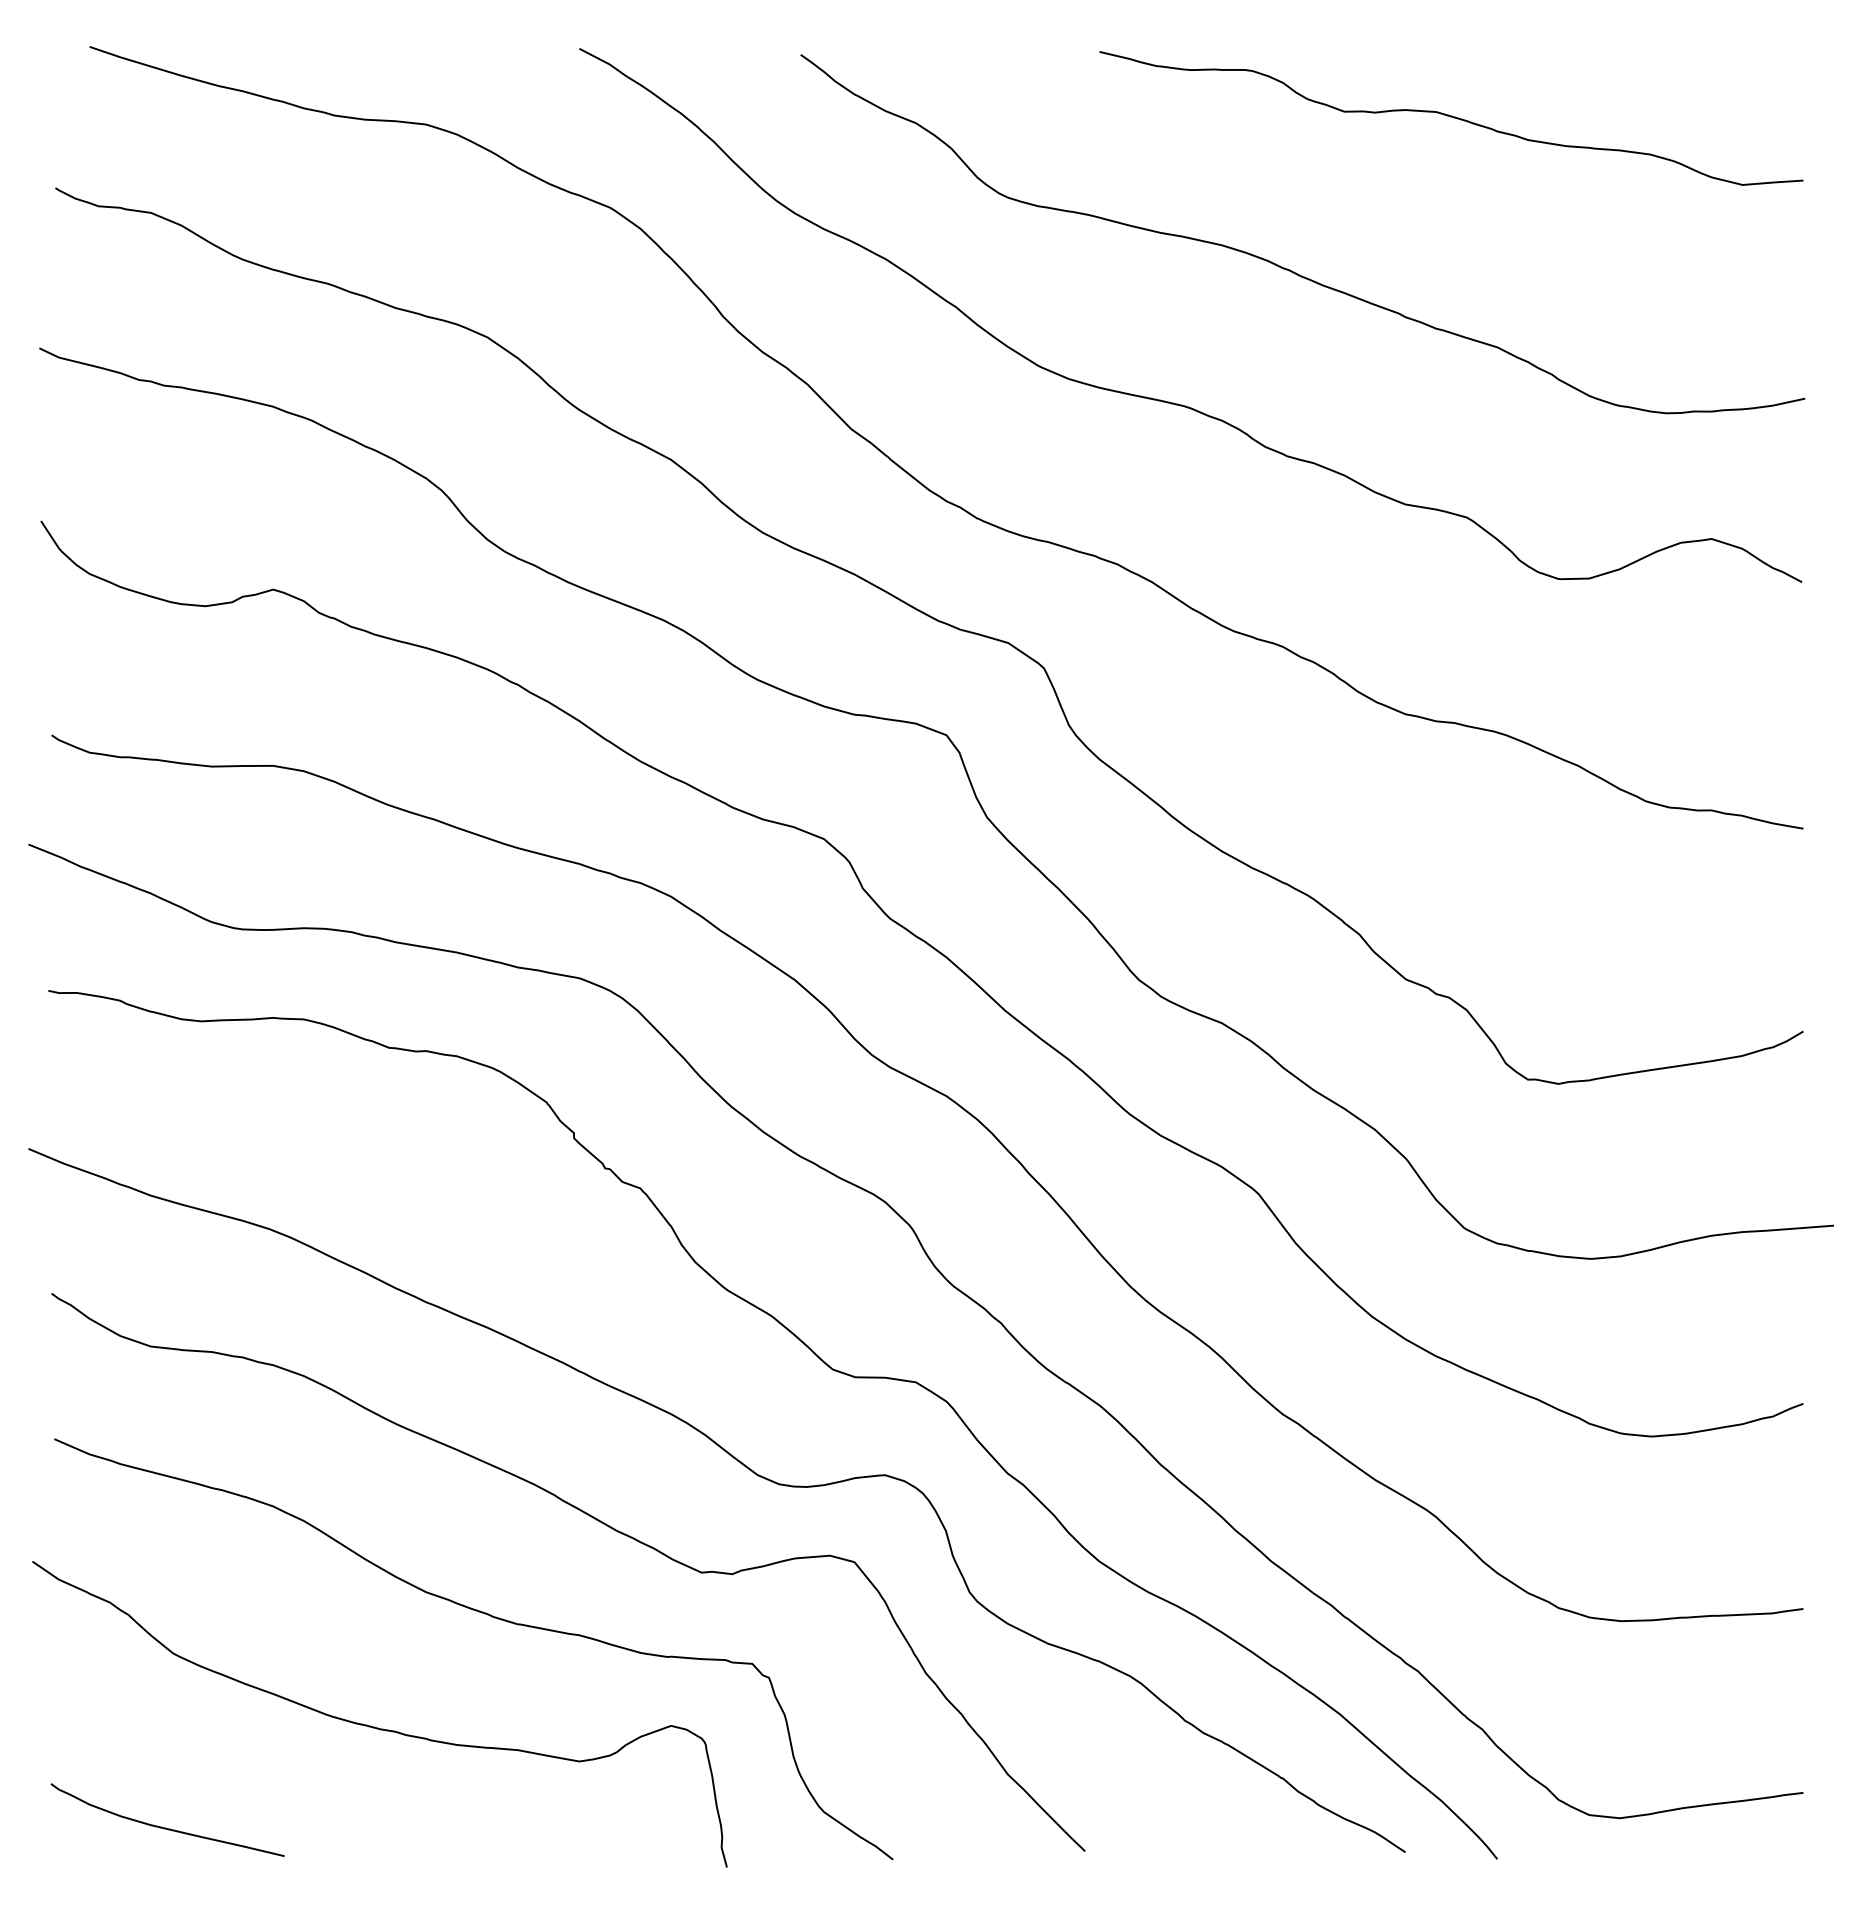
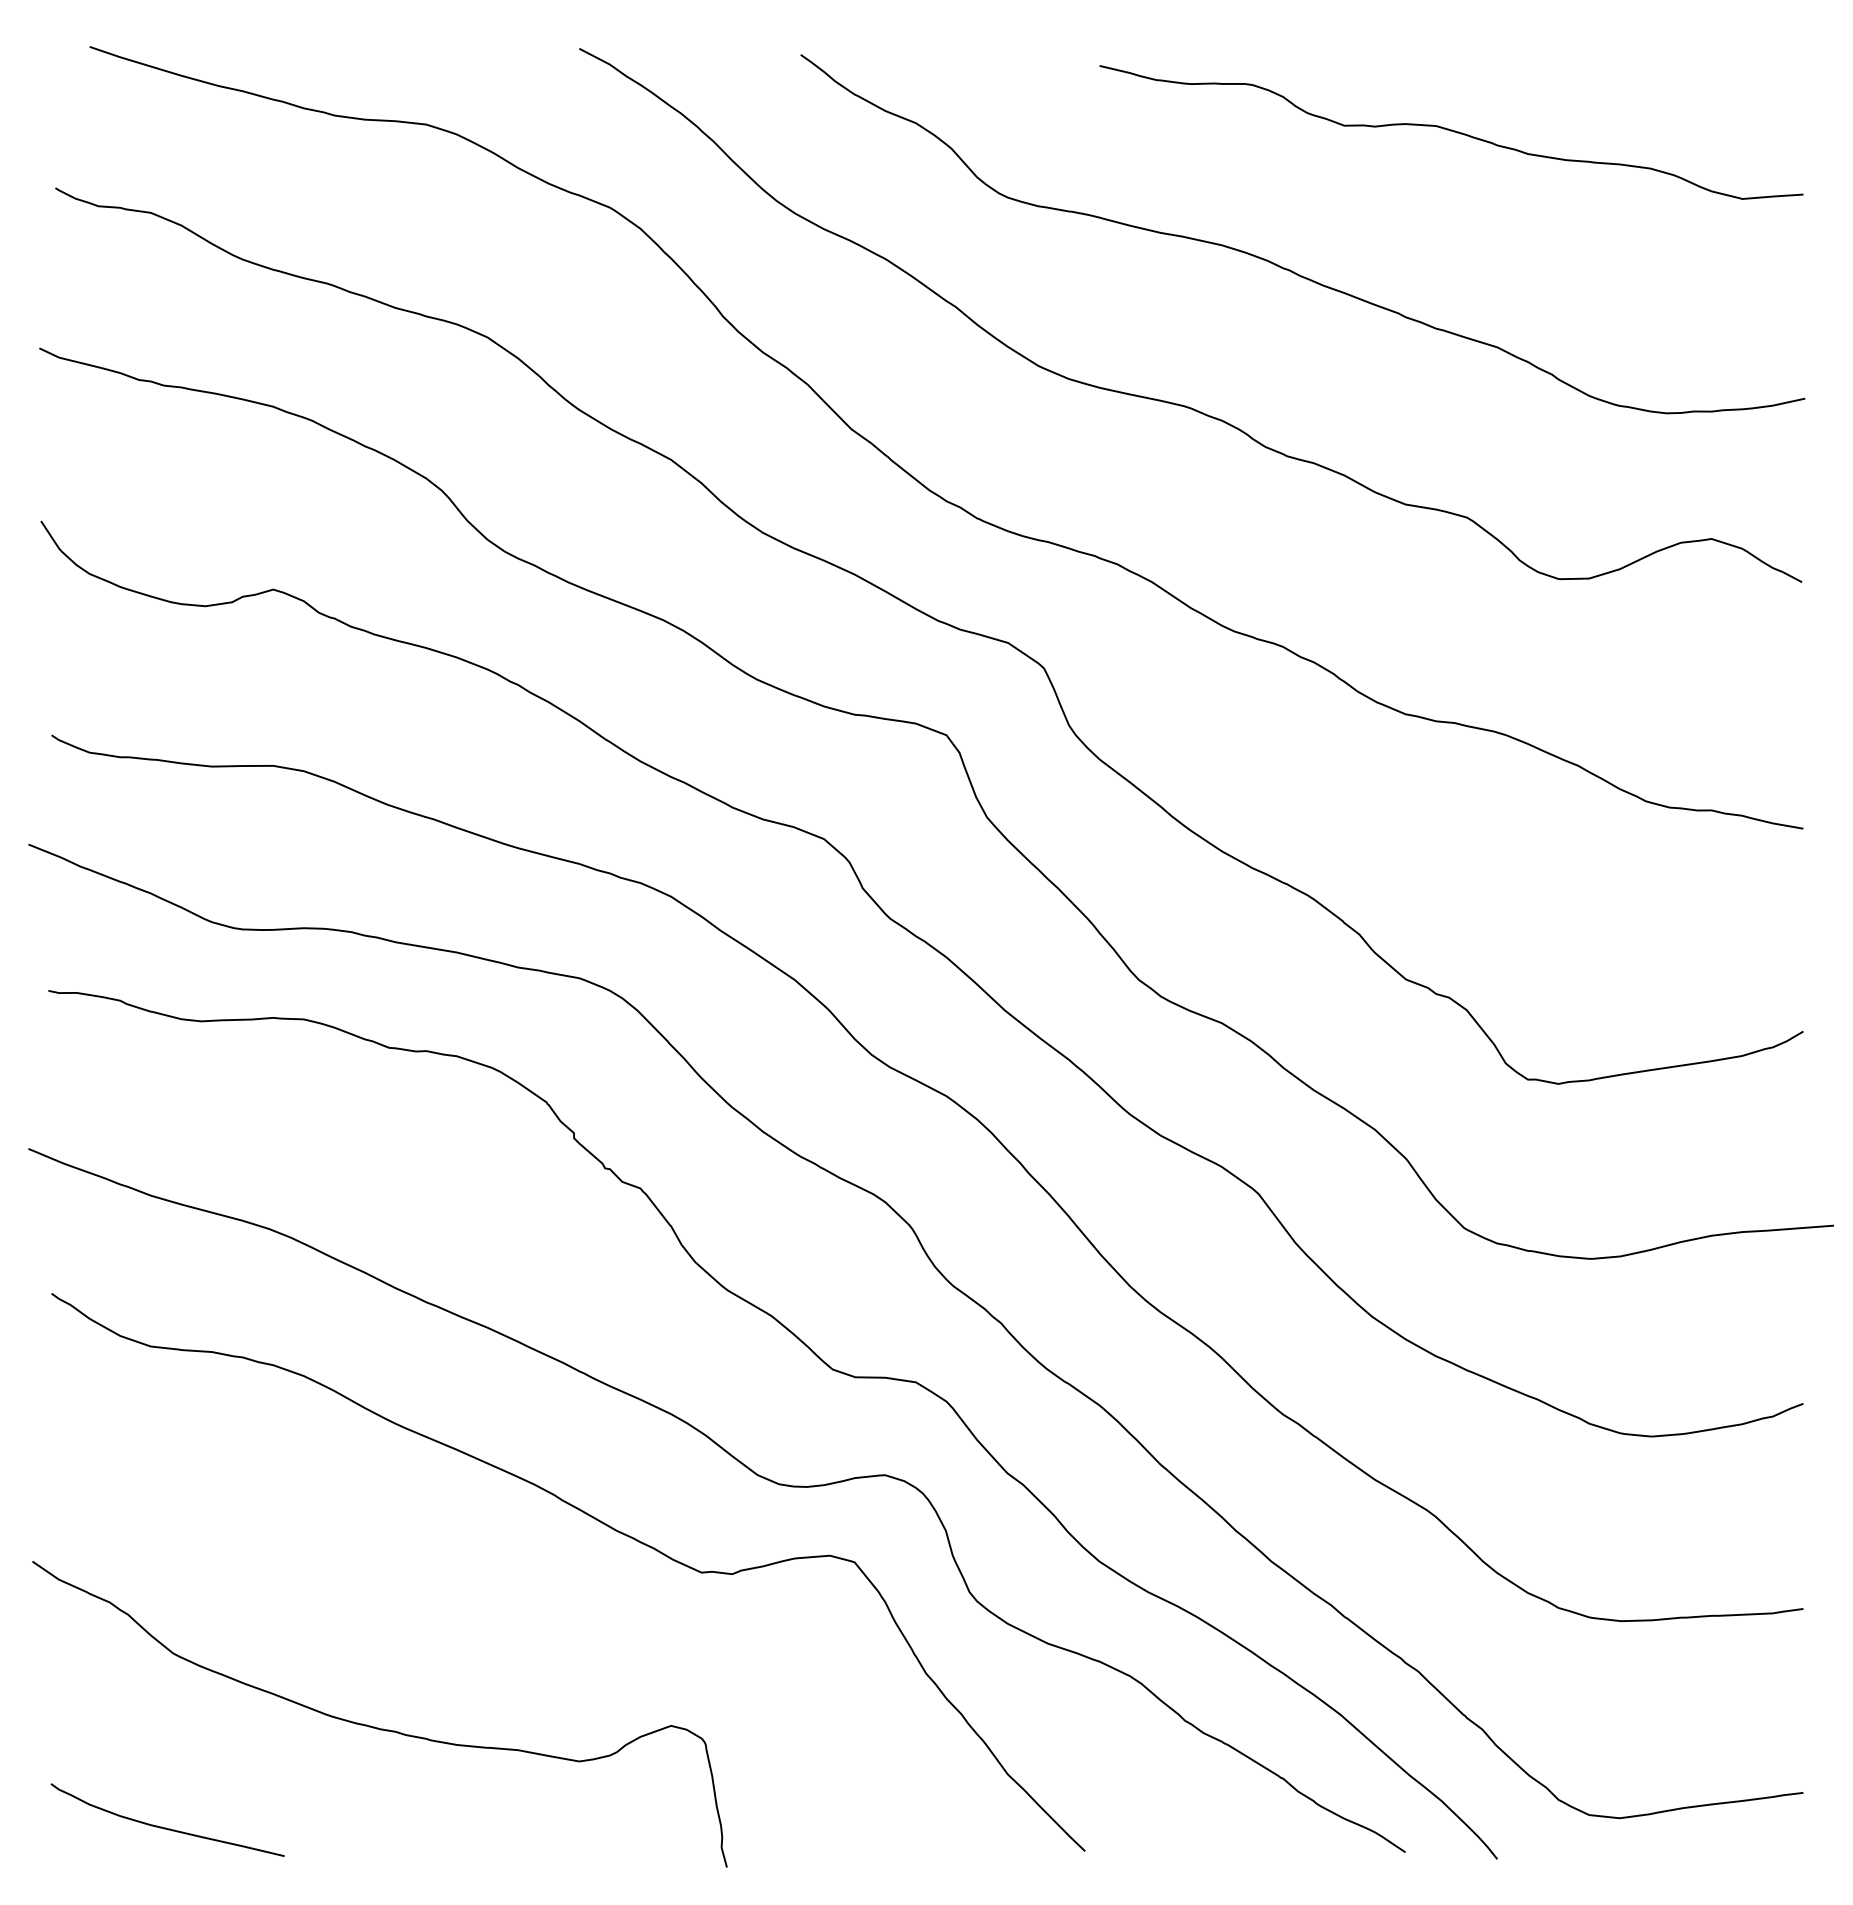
curve position: (1451, 117) -> (1451, 131) (1451, 131)
curve: present -> none (489, 1616)
